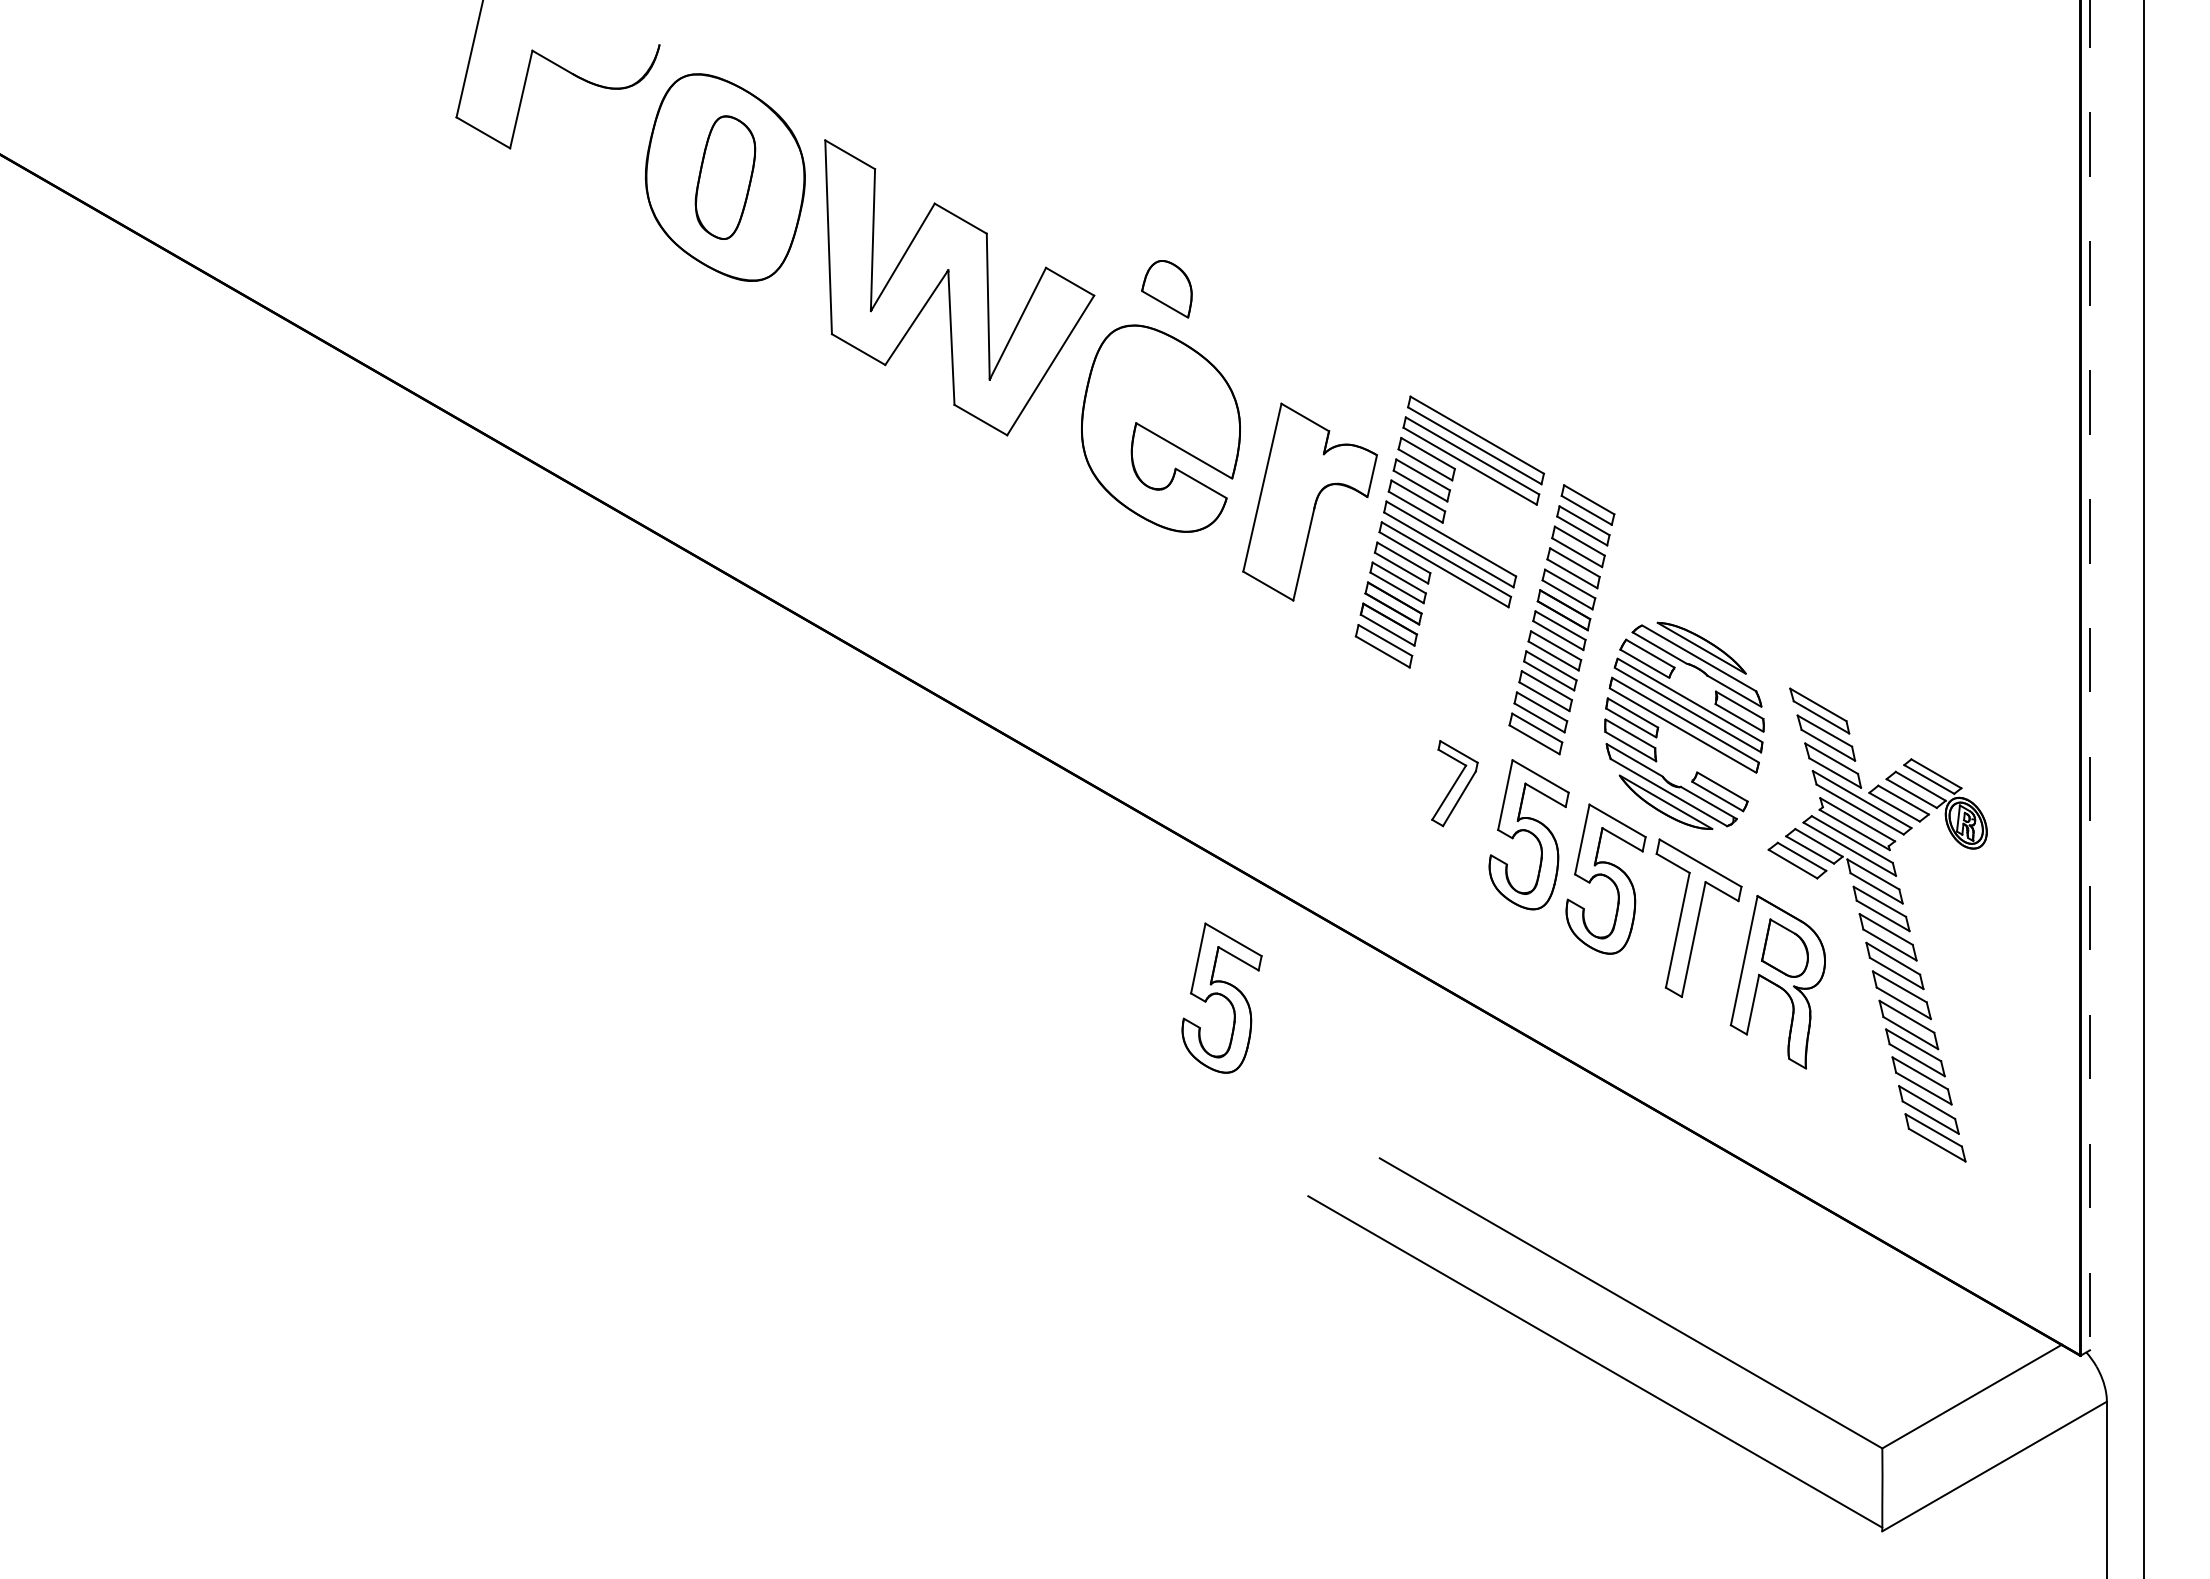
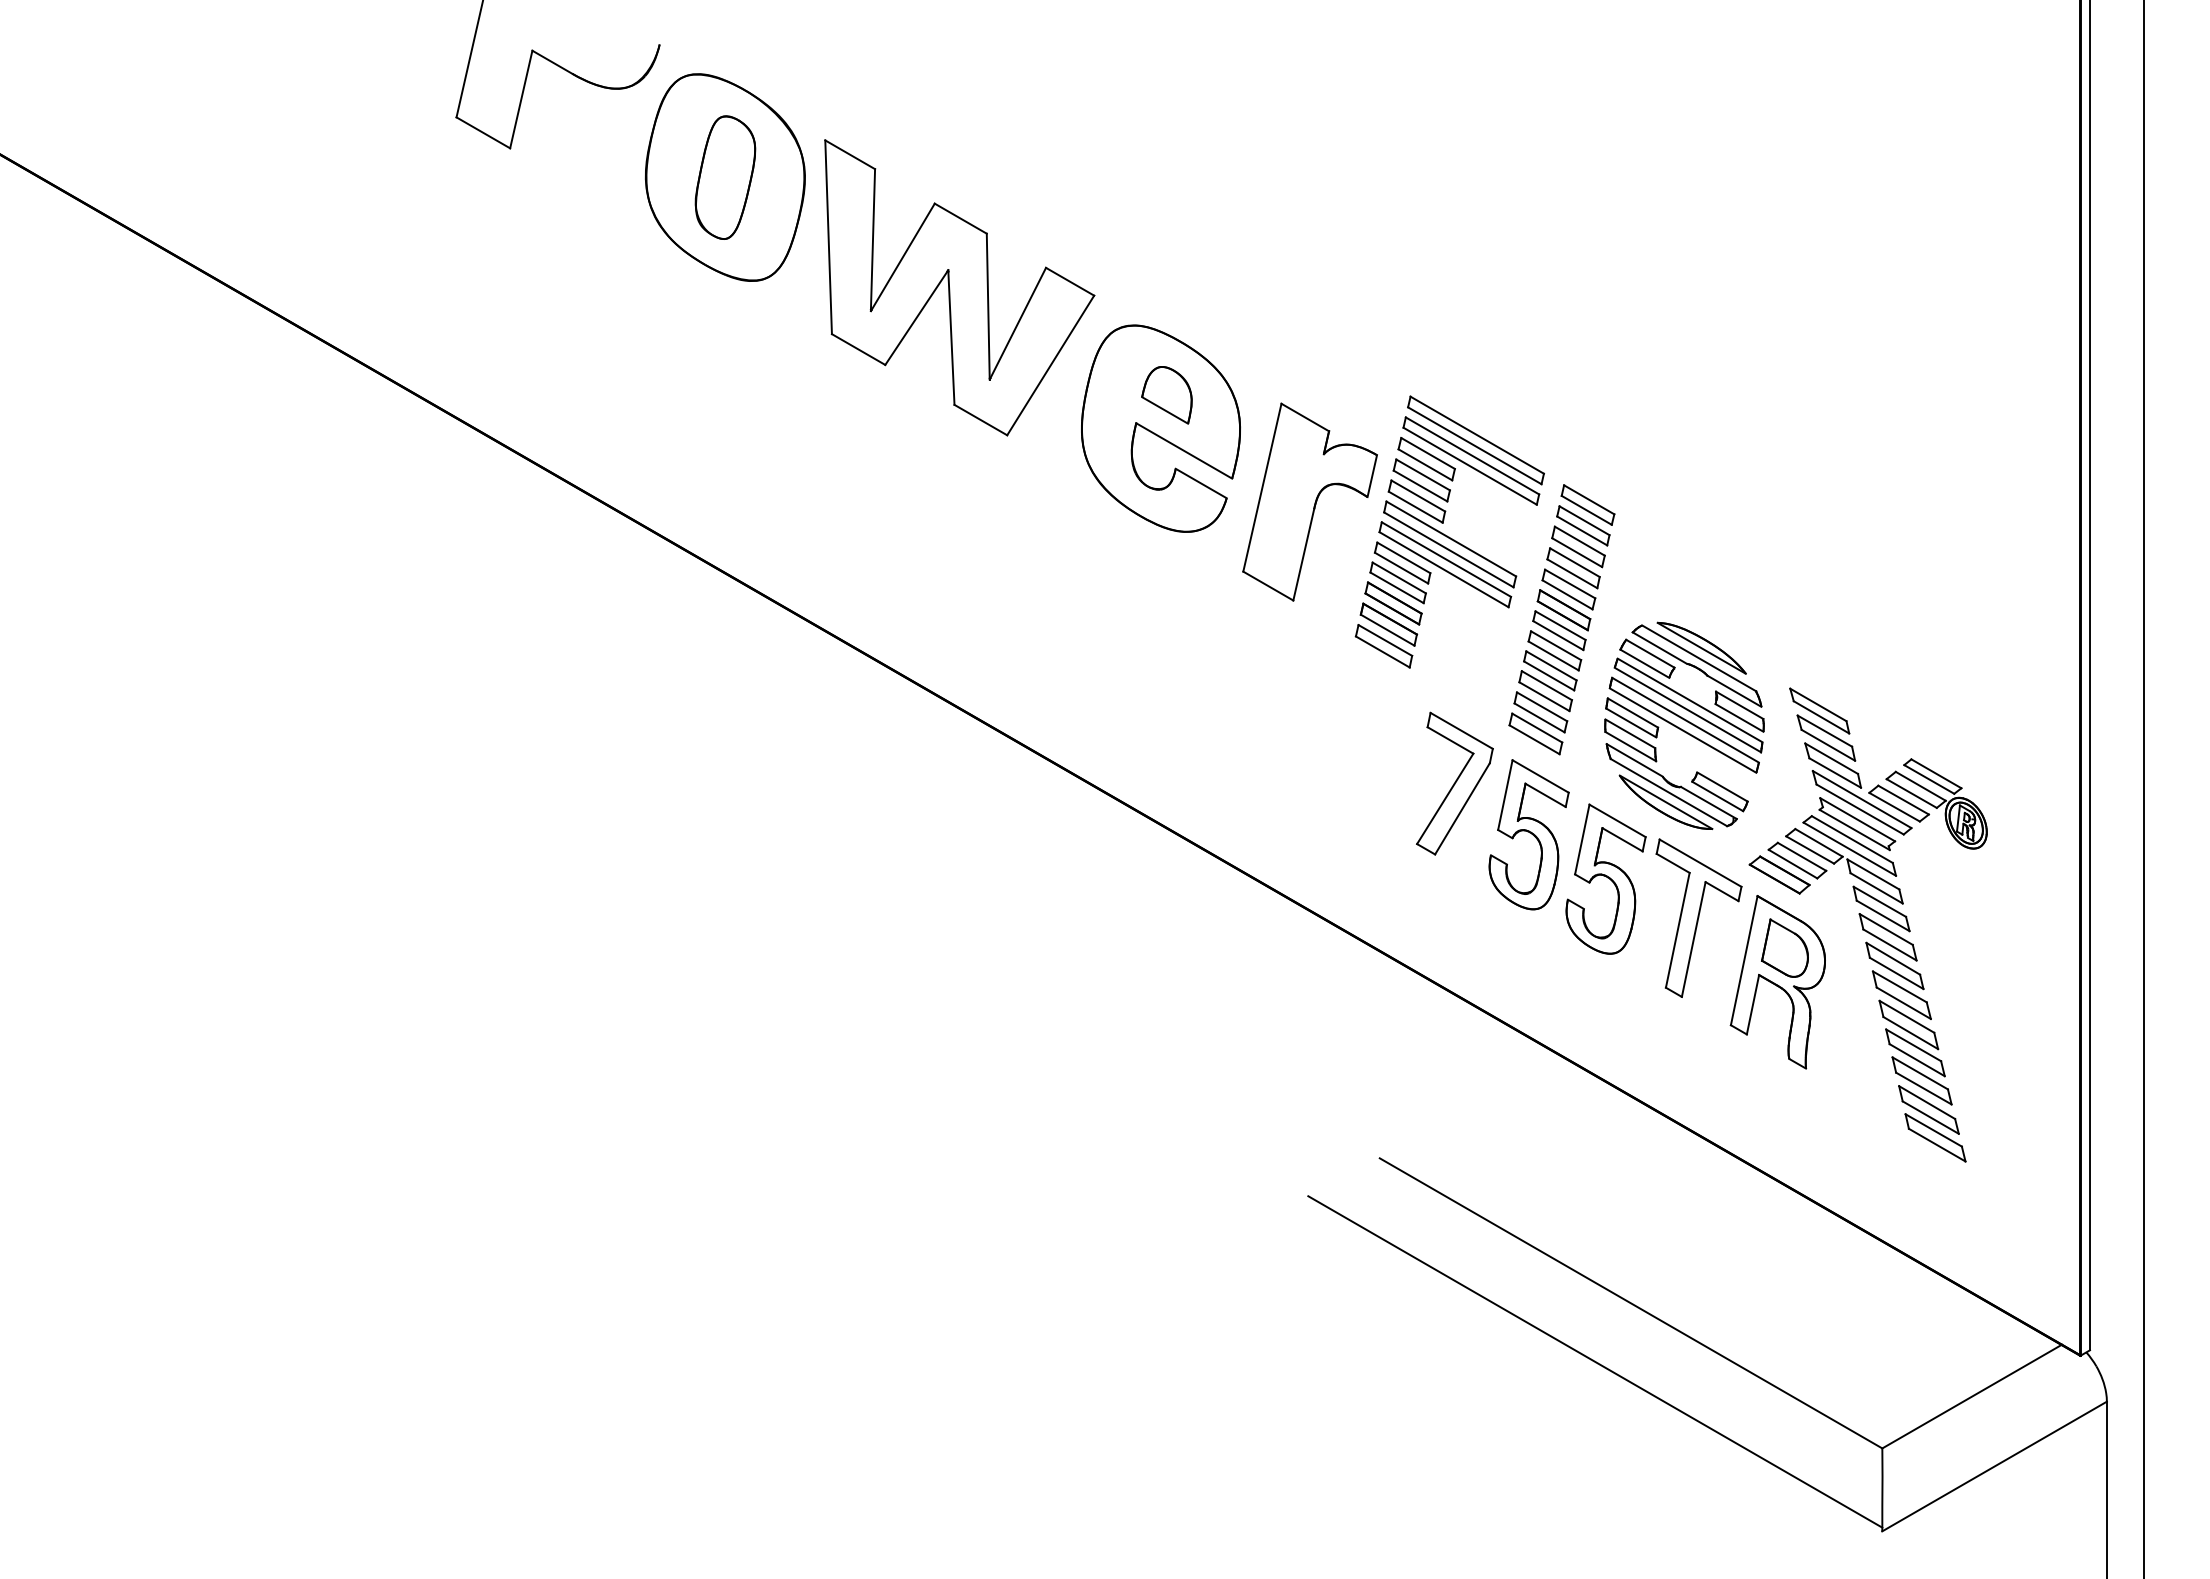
part position: (1166, 289) -> (1166, 395) (1166, 395)
line: dashed -> solid (2089, 676)
part size: 48x88 px -> 78x145 px (1454, 783)
part: none -> present (1779, 874)
part: present -> none (1221, 997)
